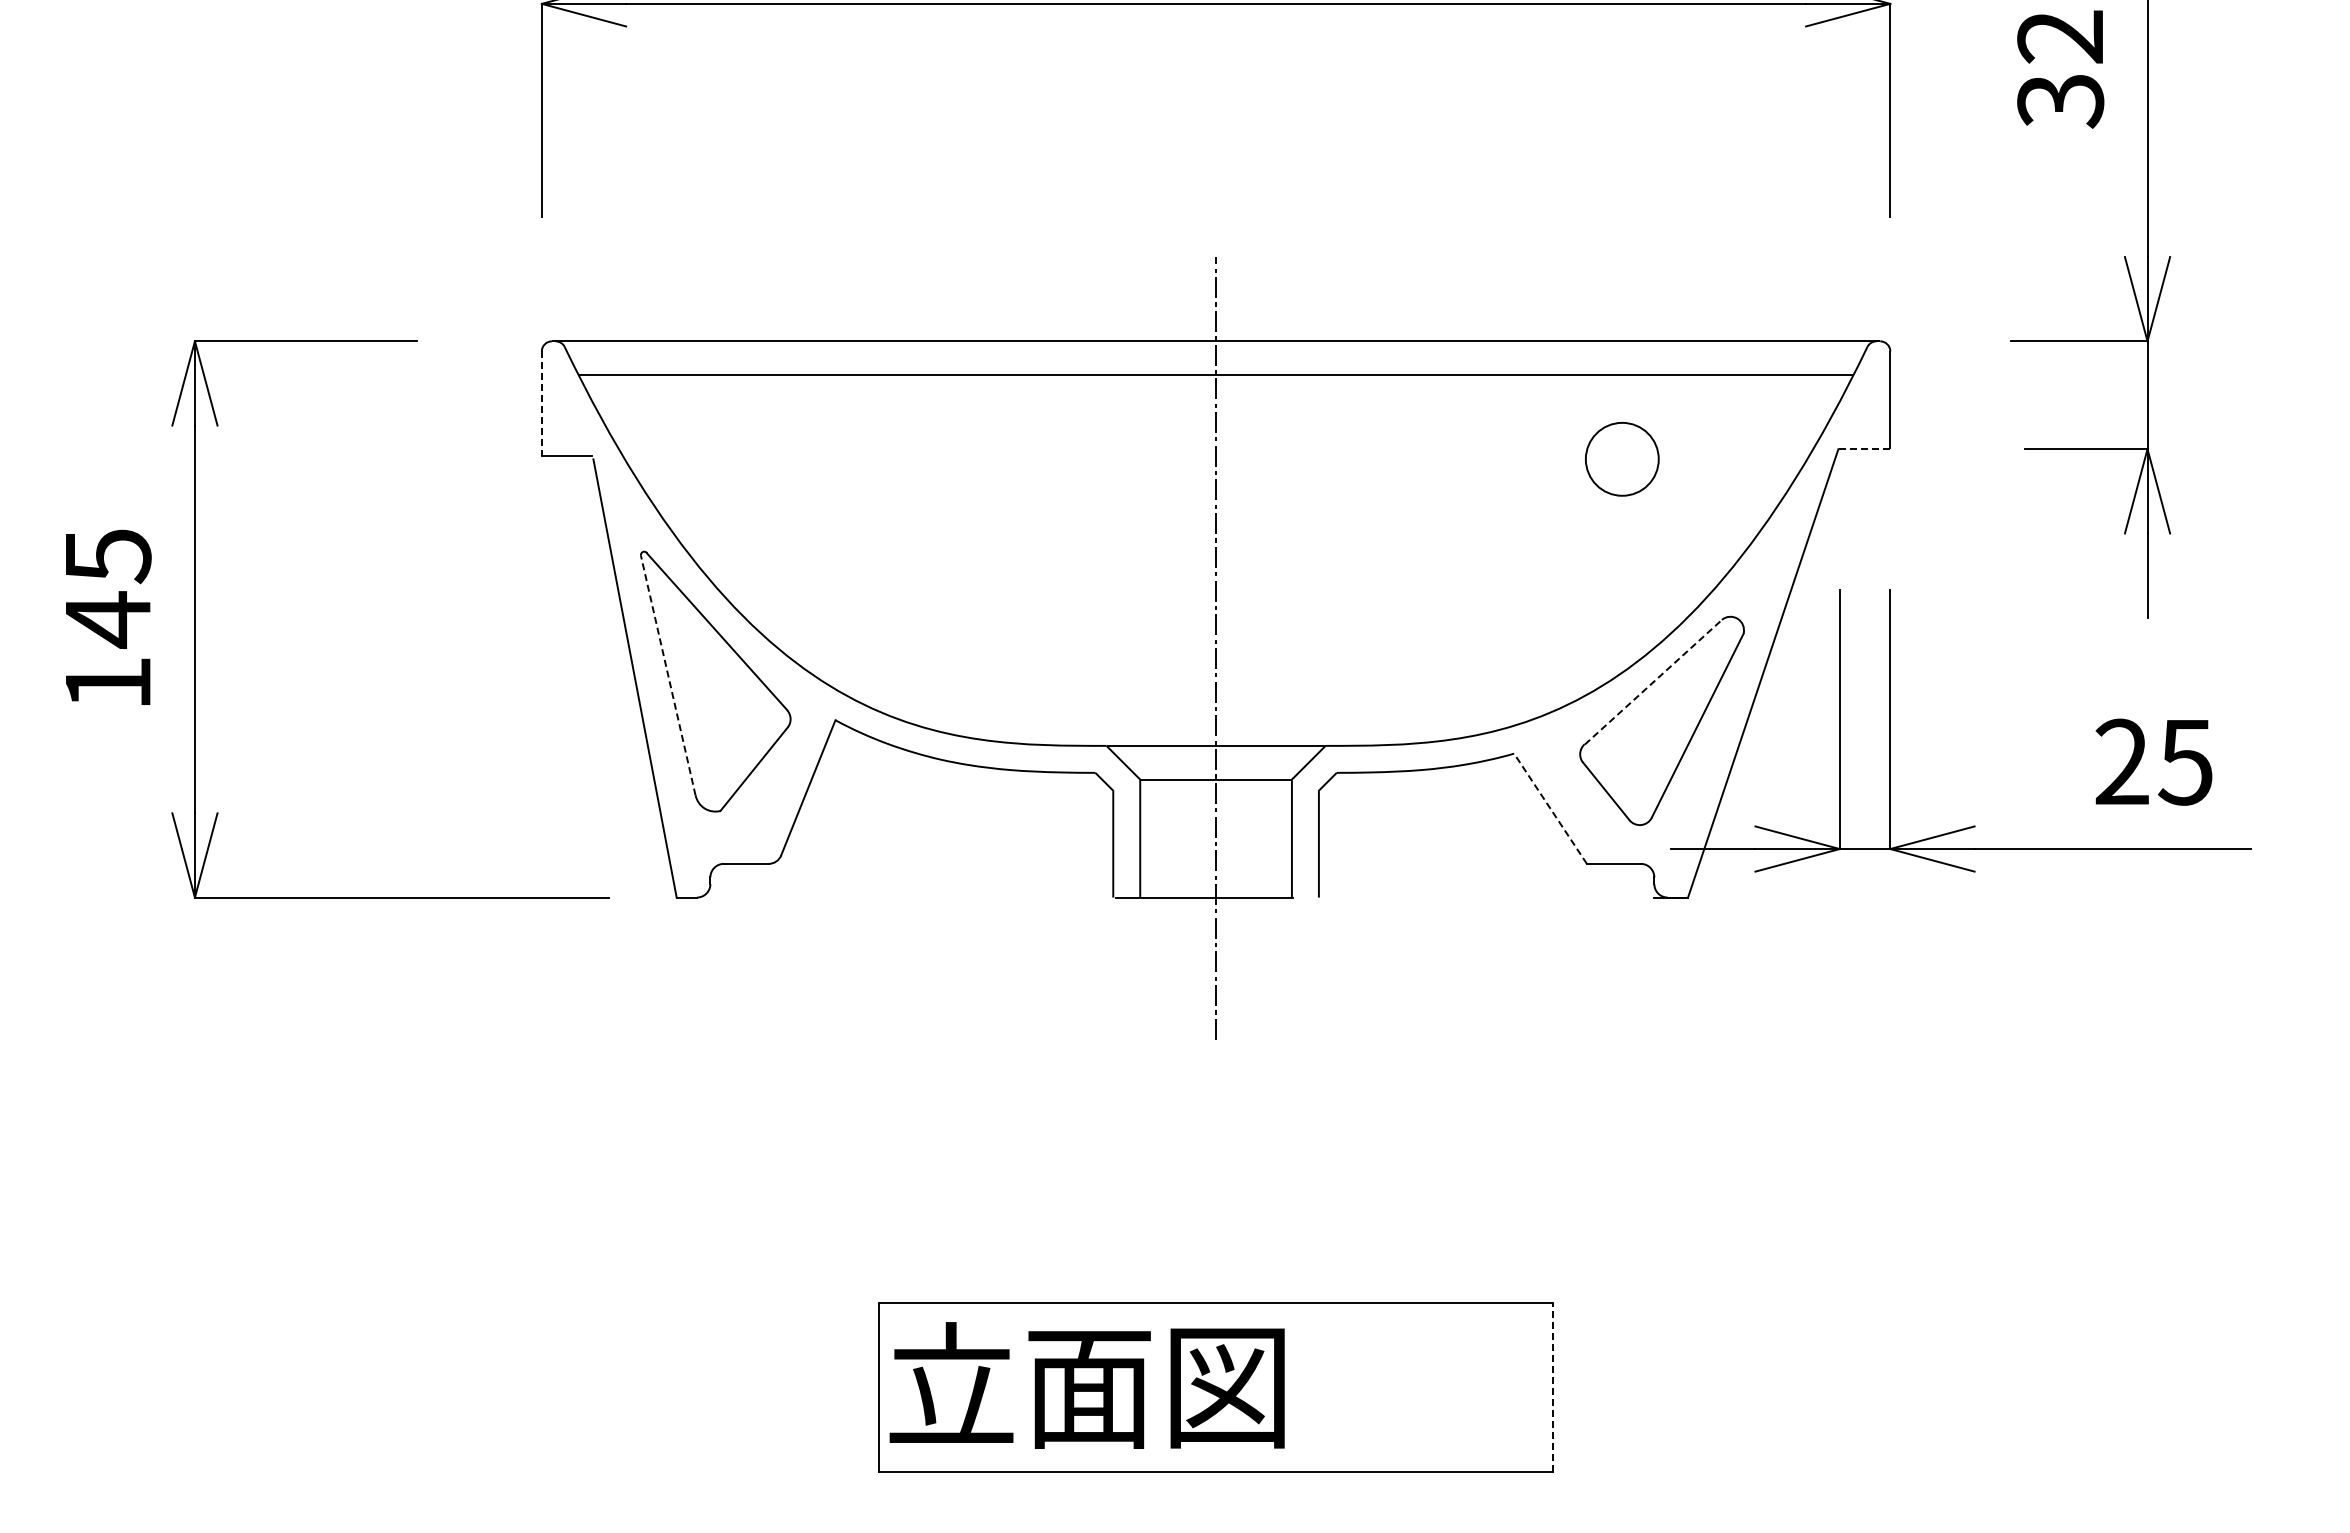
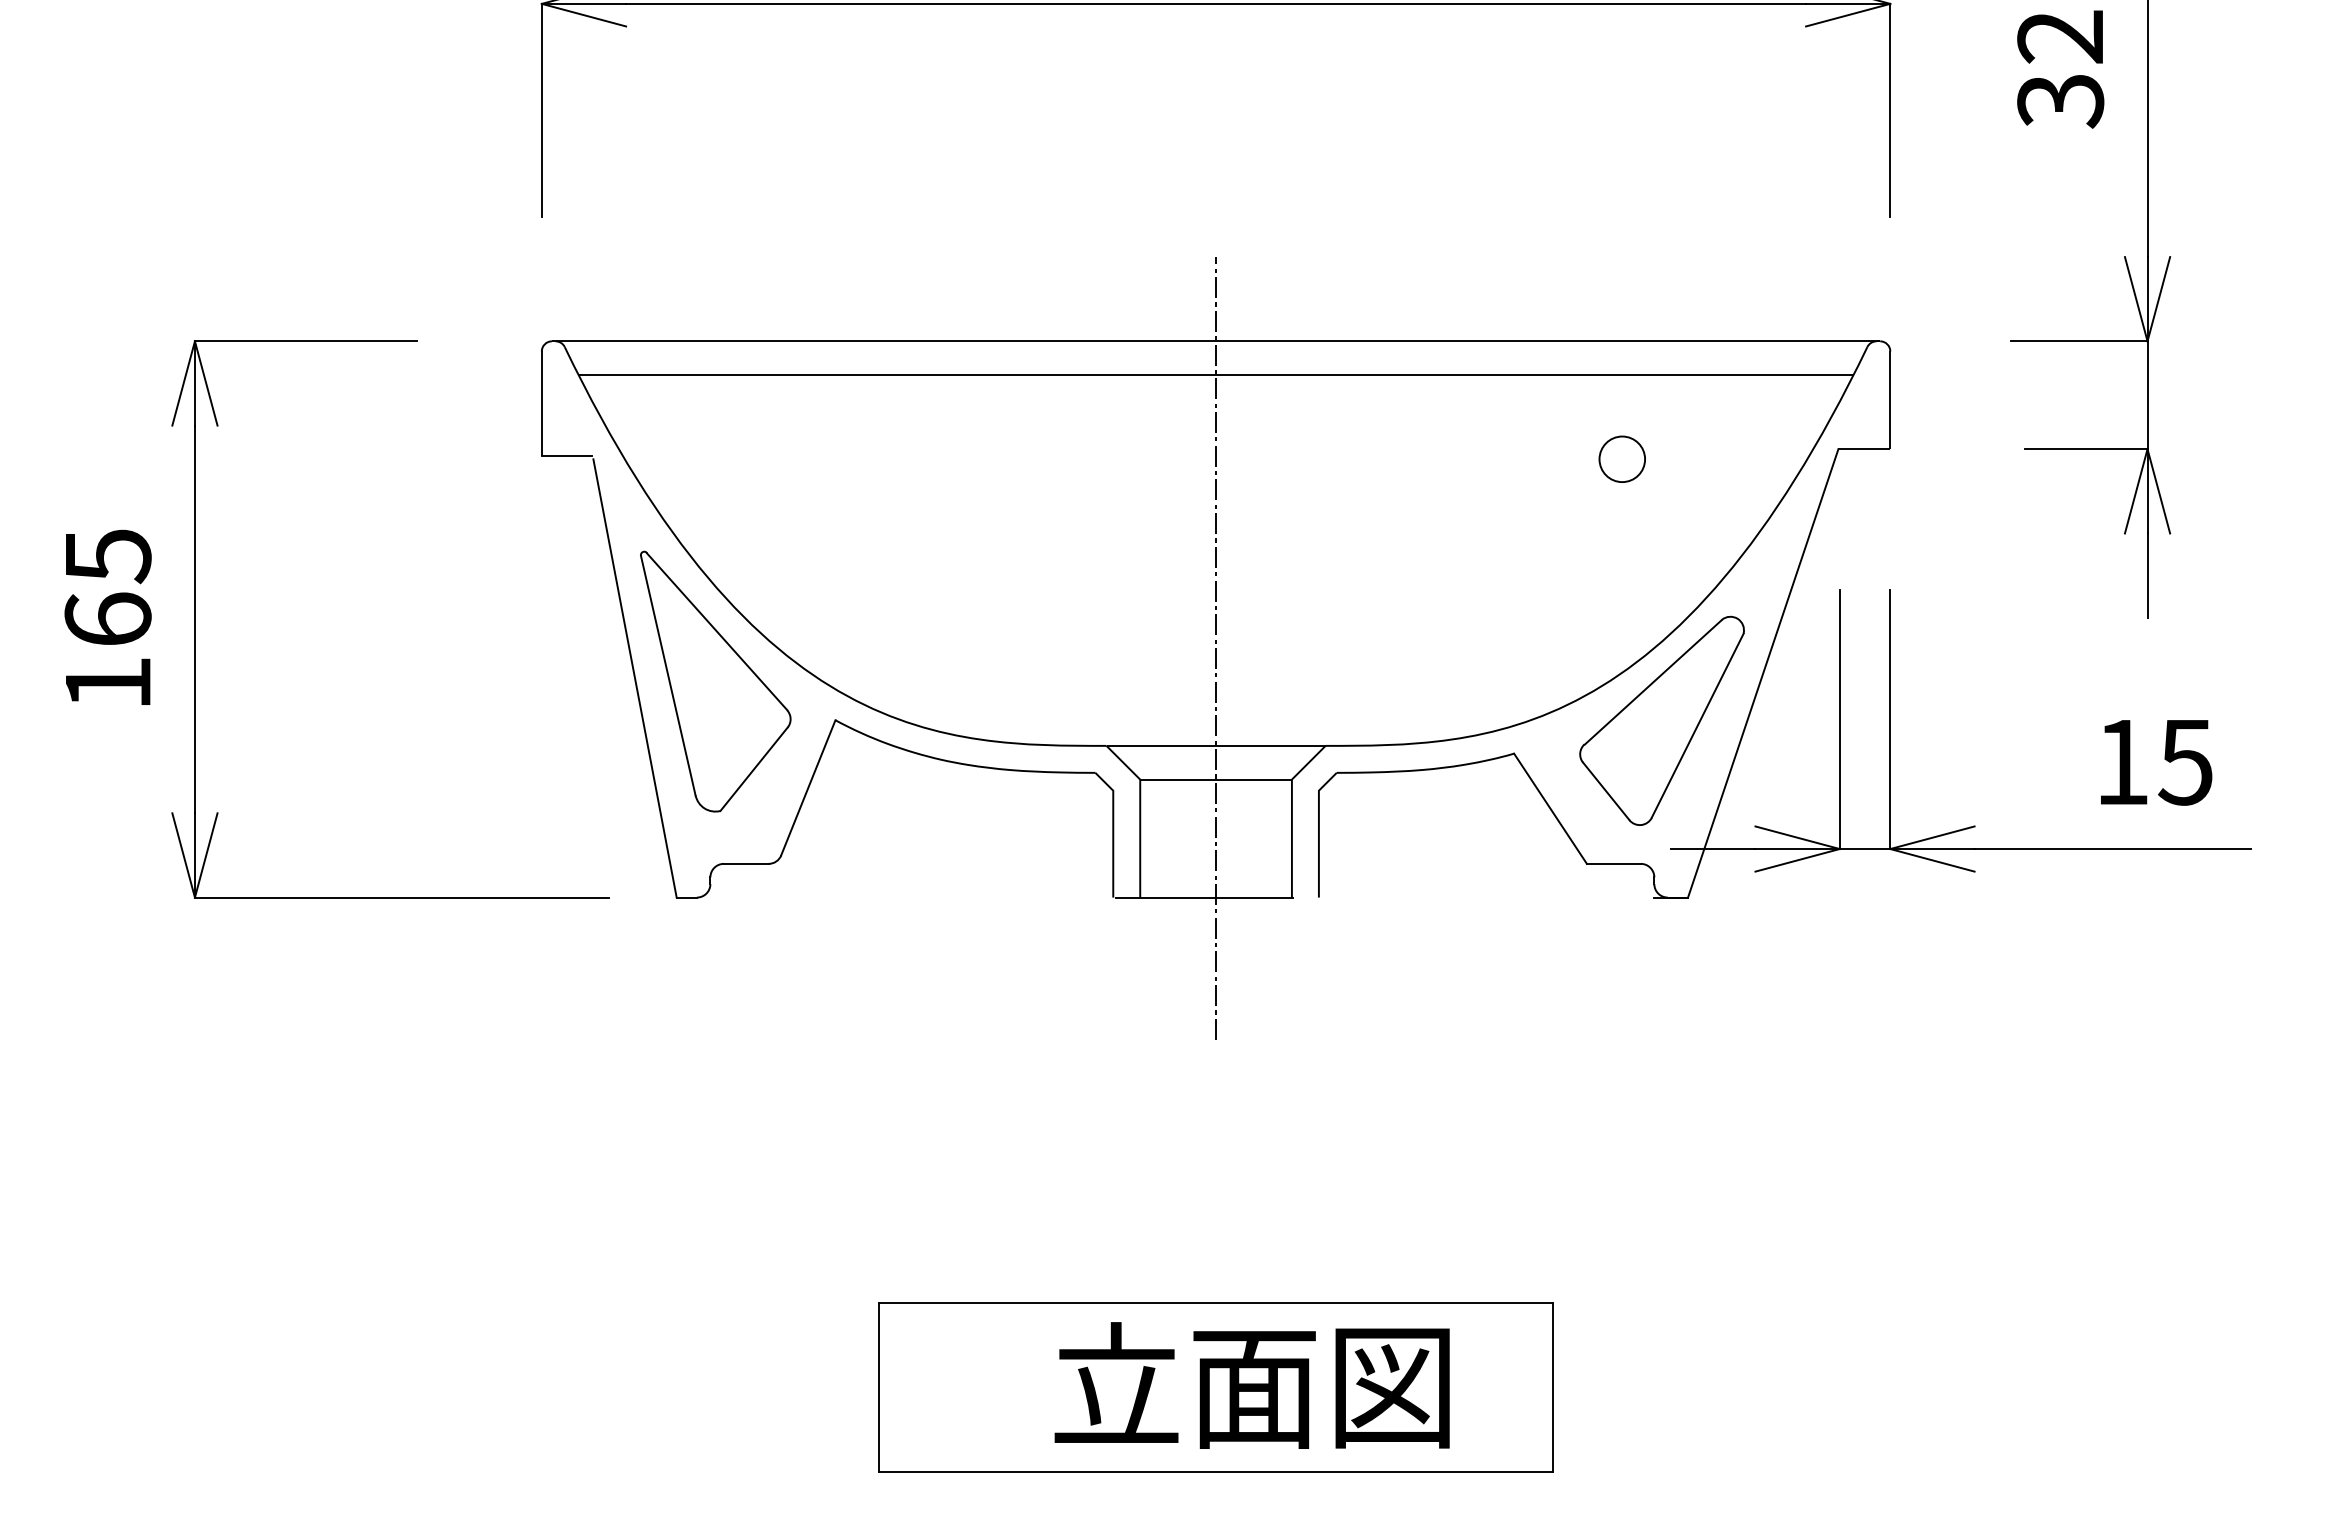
line: dashed -> solid (541, 404)
line: dashed -> solid (1864, 449)
circle diameter: 73 px -> 46 px (1622, 459)
text: 145 -> 165 (107, 619)
line: dashed -> solid (668, 675)
line: dashed -> solid (1653, 682)
text: 25 -> 15 (2121, 761)
line: dashed -> solid (1550, 808)
text position: (1086, 1385) -> (1251, 1385) (1251, 1385)
line: dashed -> solid (1553, 1386)
